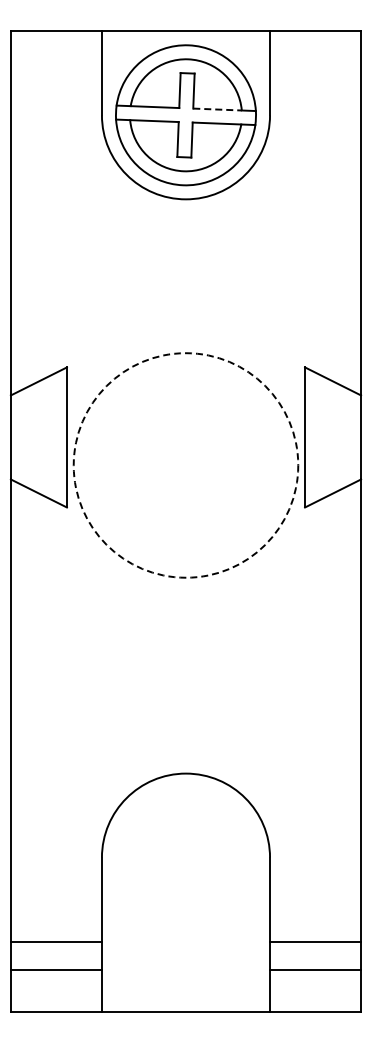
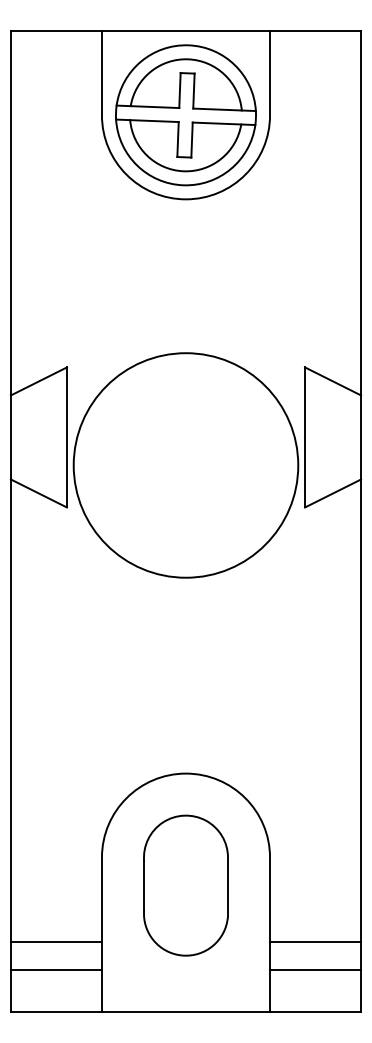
line: dashed -> solid (218, 109)
circle: dashed -> solid (185, 465)
part: none -> present (185, 885)
